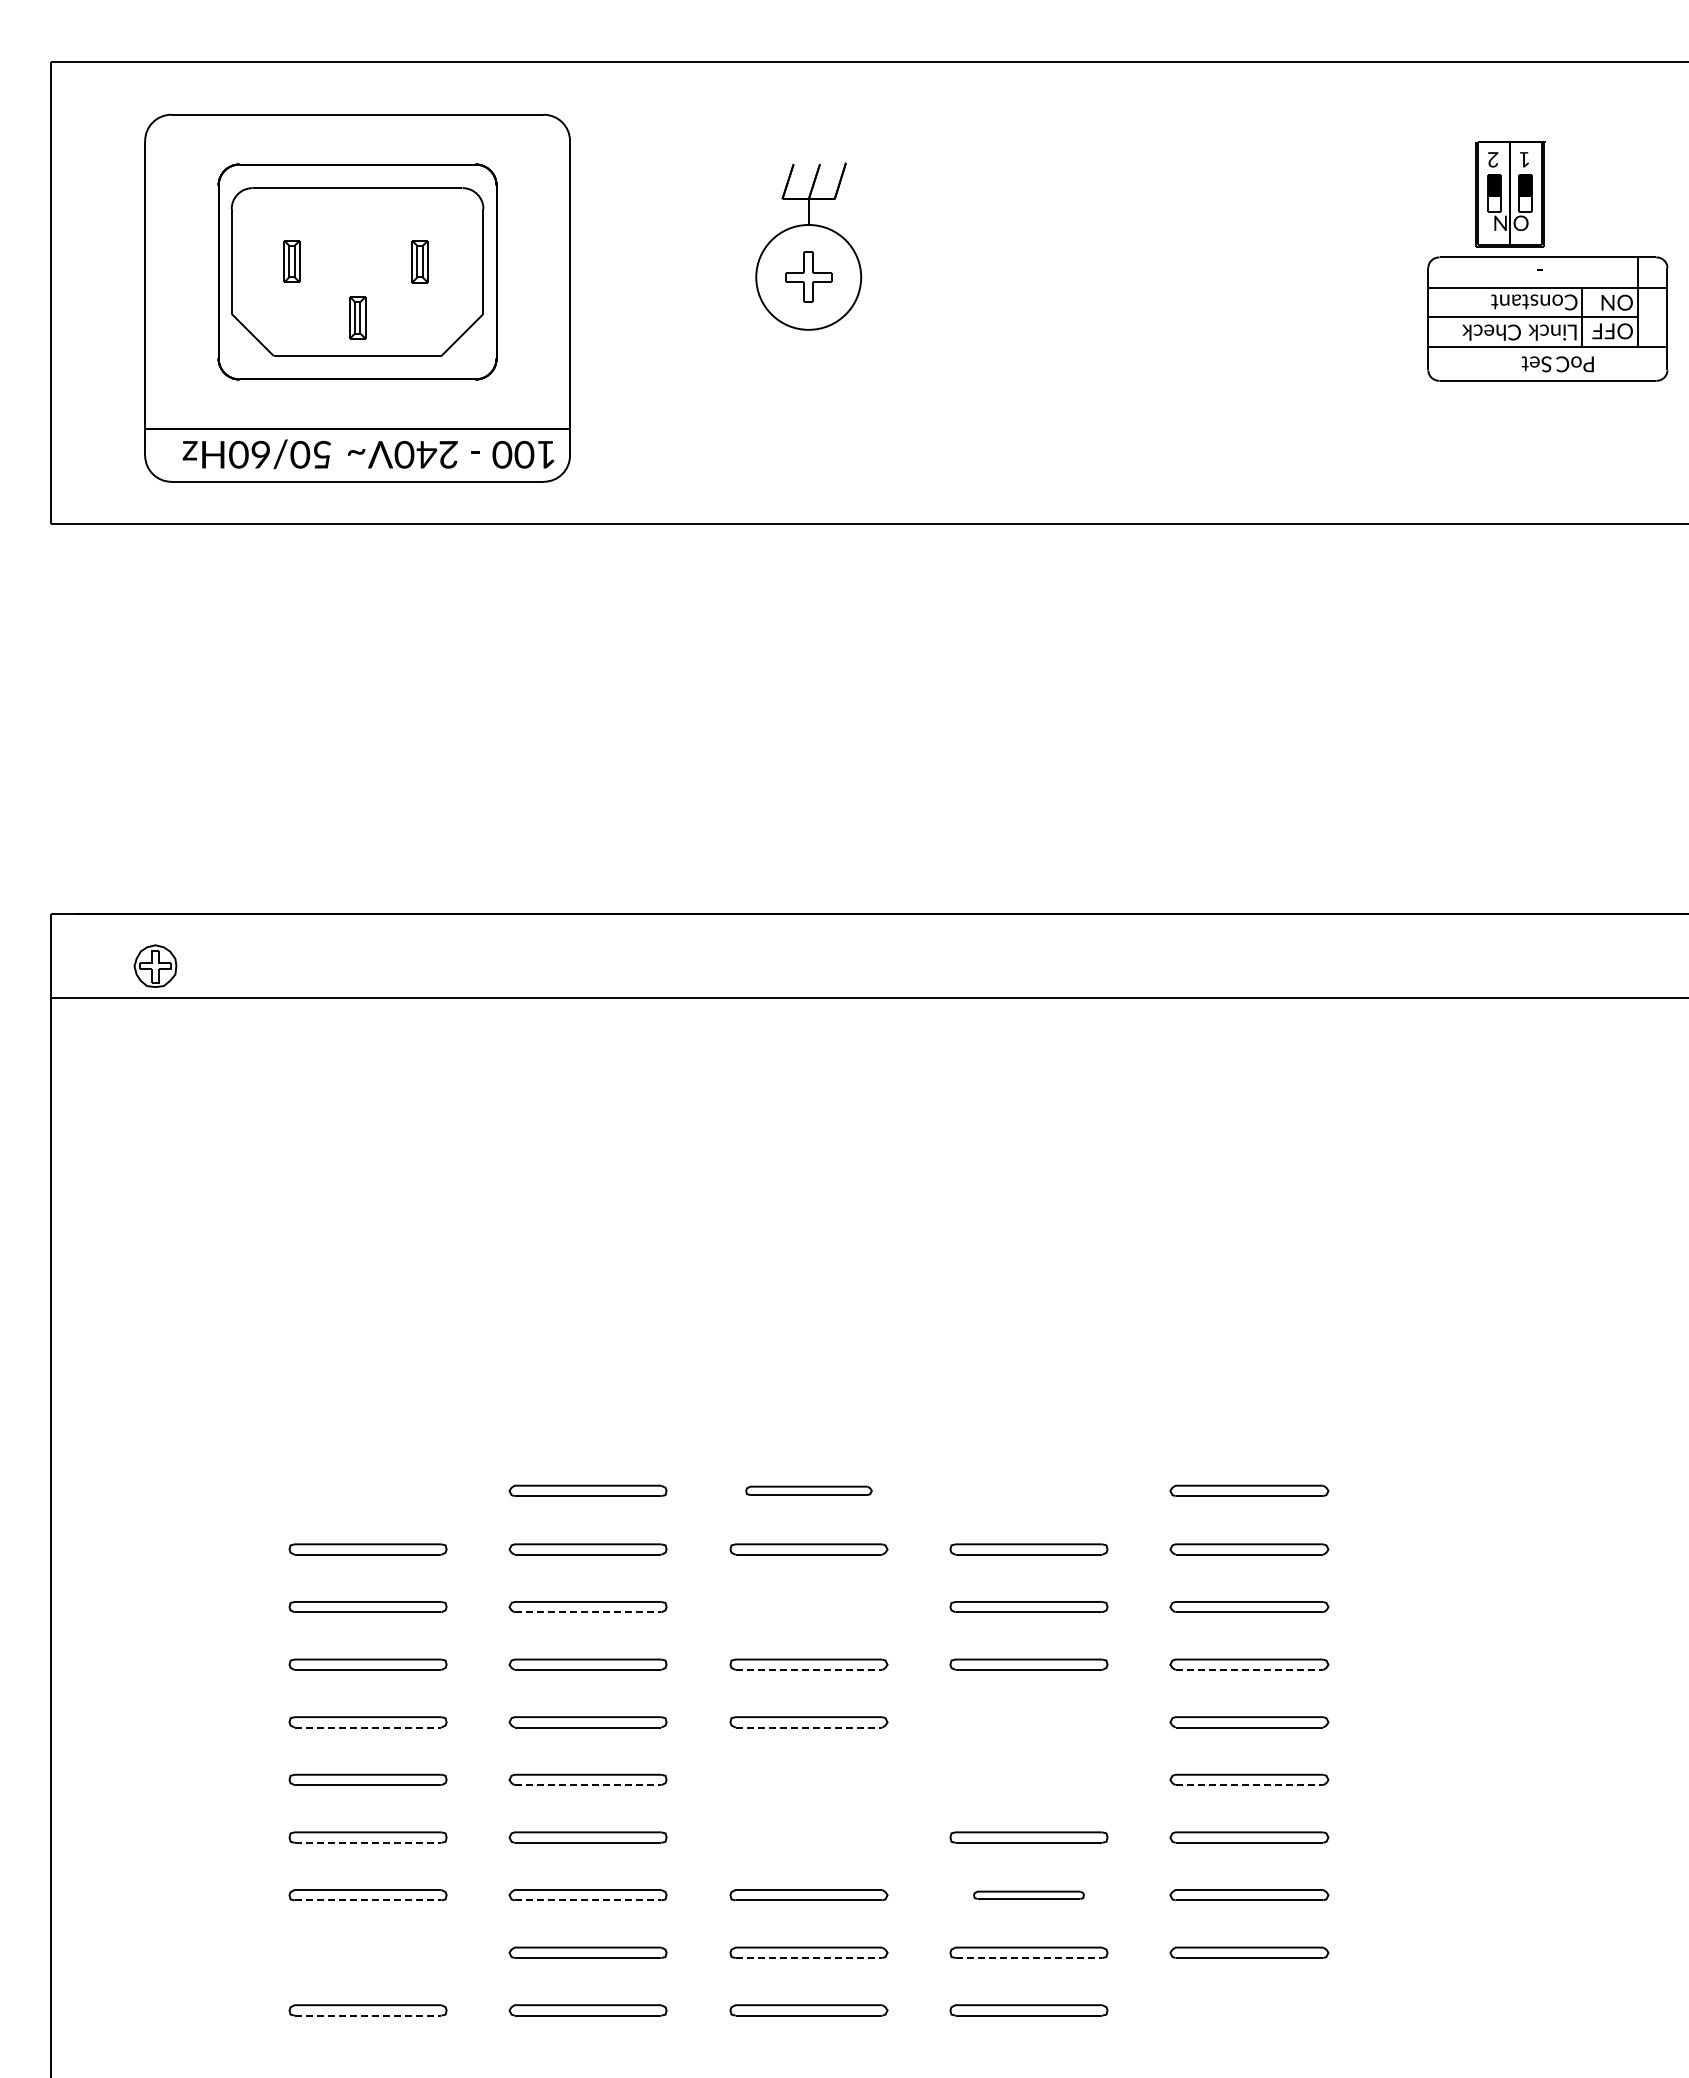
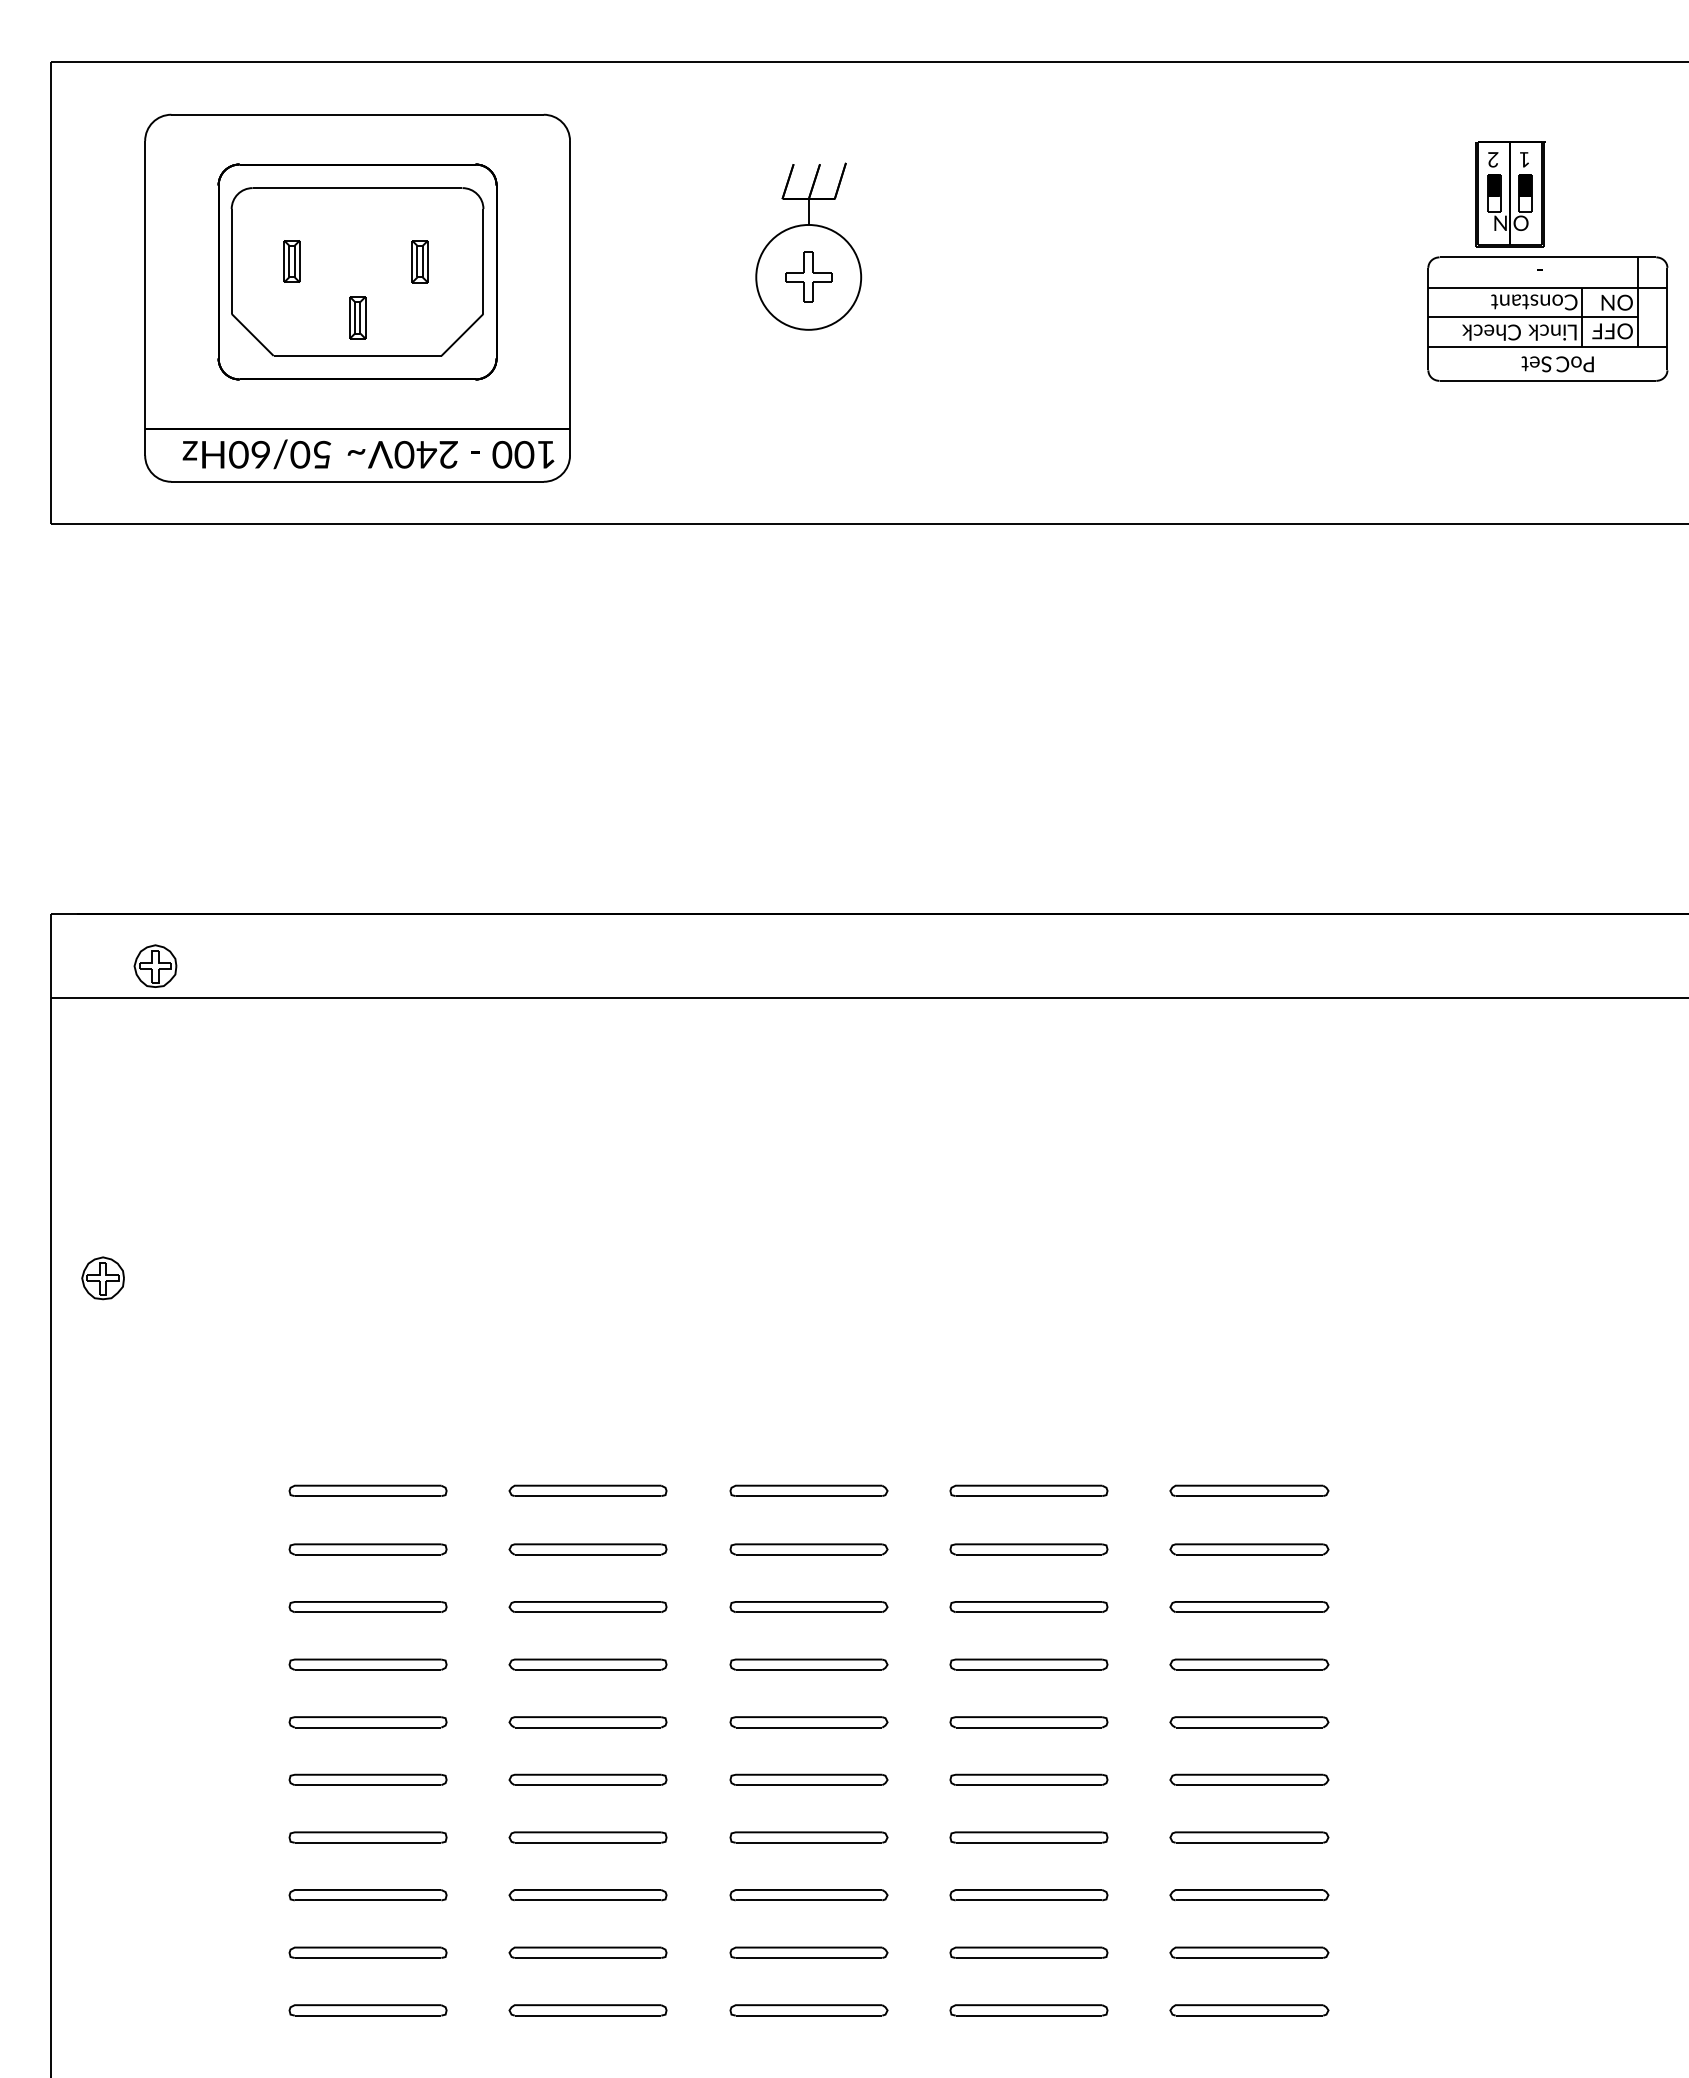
part: none -> present (102, 1278)
part: none -> present (367, 1490)
part size: 128x11 px -> 160x13 px (808, 1490)
part: none -> present (1028, 1490)
part: none -> present (808, 1606)
line: dashed -> solid (588, 1612)
line: dashed -> solid (809, 1670)
line: dashed -> solid (1249, 1670)
part: none -> present (1028, 1722)
line: dashed -> solid (368, 1727)
line: dashed -> solid (809, 1727)
part: none -> present (808, 1779)
part: none -> present (1028, 1779)
line: dashed -> solid (588, 1785)
line: dashed -> solid (1249, 1785)
part: none -> present (808, 1837)
line: dashed -> solid (368, 1842)
part size: 112x10 px -> 160x13 px (1028, 1895)
line: dashed -> solid (368, 1900)
line: dashed -> solid (588, 1900)
part: none -> present (367, 1952)
line: dashed -> solid (809, 1958)
line: dashed -> solid (1029, 1958)
part: none -> present (1249, 2010)
line: dashed -> solid (368, 2015)
